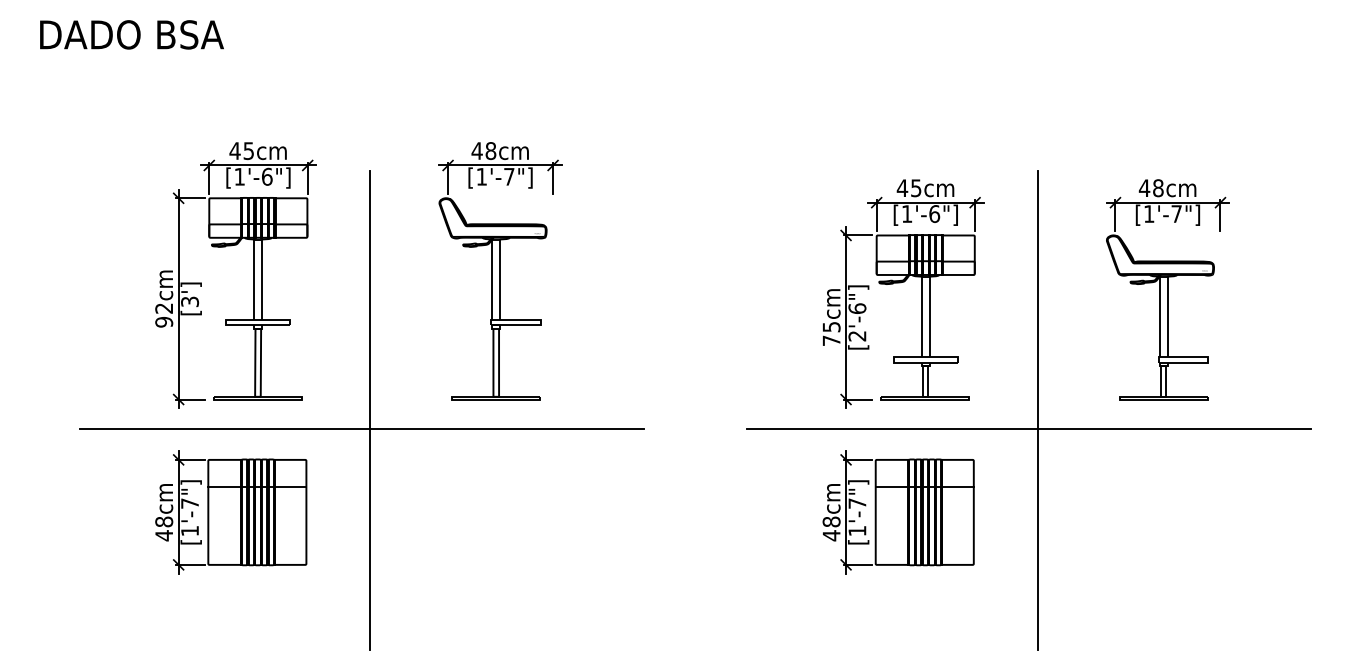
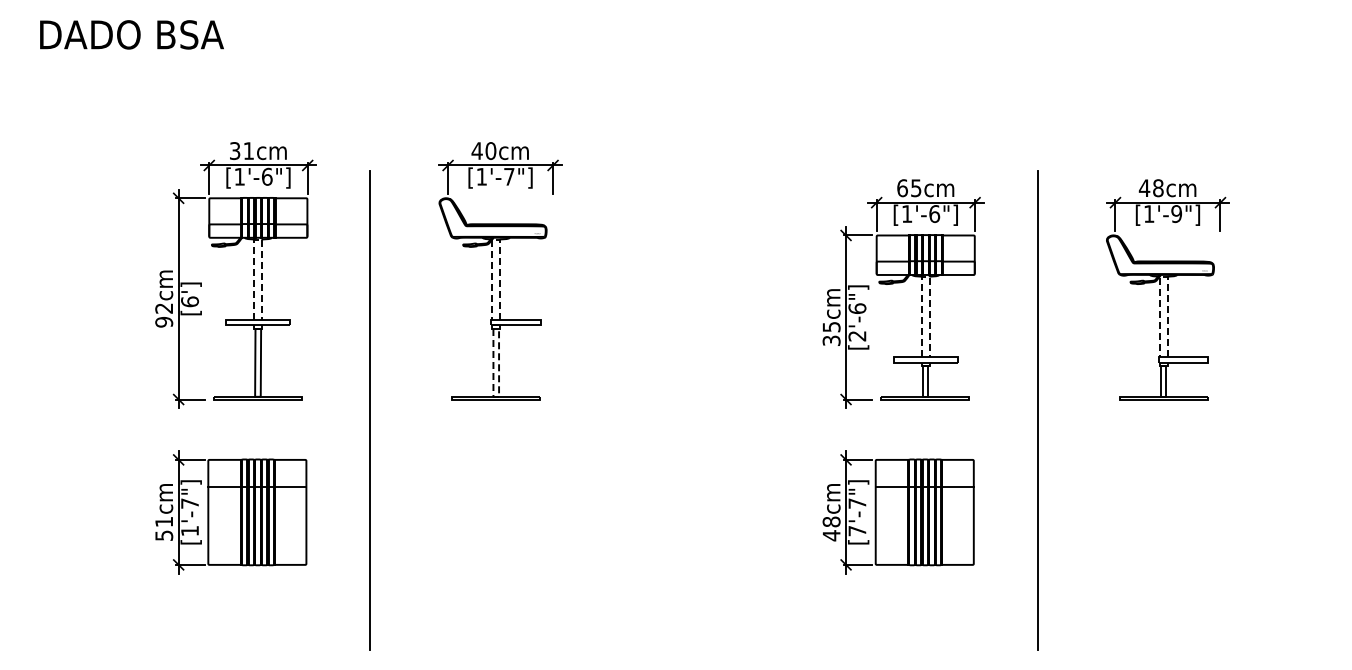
text: 48cm -> 40cm (490, 150)
text: 45cm -> 31cm (241, 151)
text: 45cm -> 65cm (902, 188)
text: [1'-7"] -> [1'-9"] (1176, 214)
line: solid -> dashed (258, 240)
line: solid -> dashed (495, 240)
line: solid -> dashed (926, 277)
line: solid -> dashed (1163, 277)
text: [3'] -> [6'] (190, 301)
text: 75cm -> 35cm (831, 340)
line: solid -> dashed (496, 396)
line: present -> none (361, 429)
line: present -> none (1029, 429)
text: 48cm -> 51cm (164, 528)
text: [1'-7"] -> [7'-7"] (857, 531)
